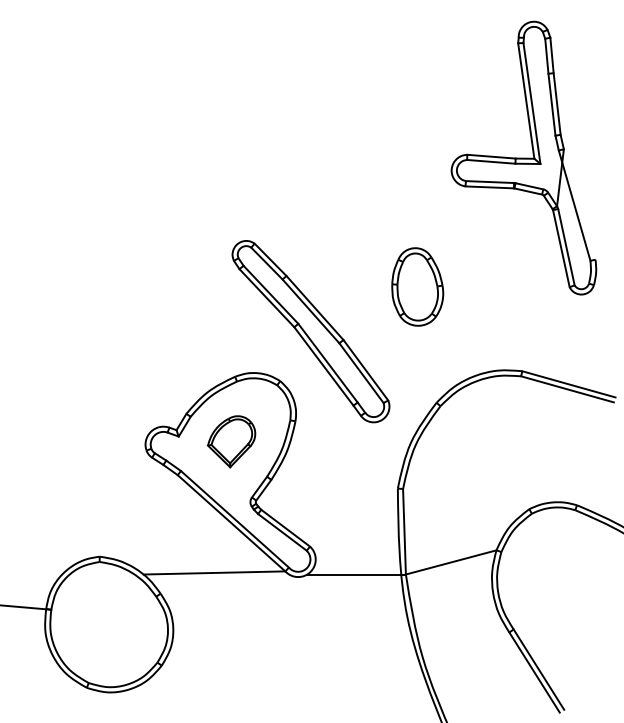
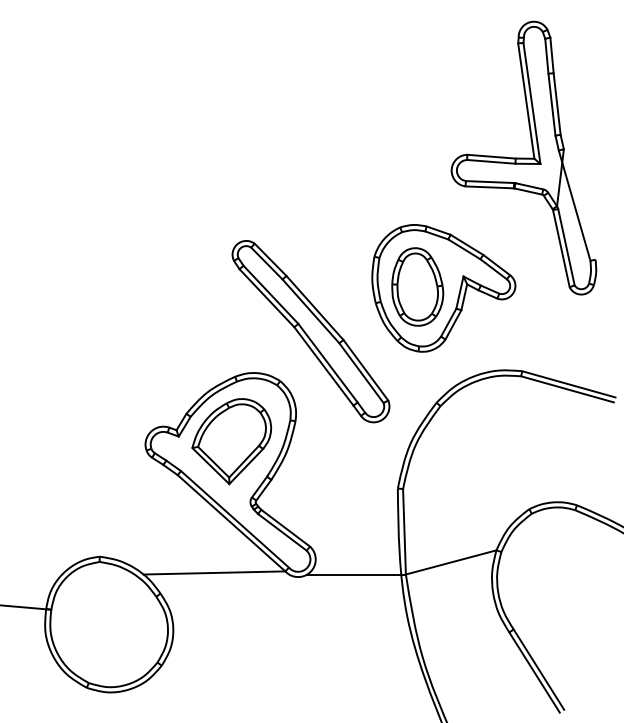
part: none -> present (443, 288)
part size: 50x54 px -> 81x88 px (231, 441)
